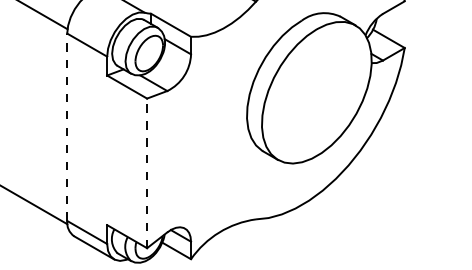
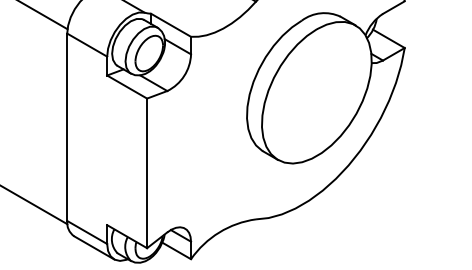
line: dashed -> solid (67, 127)
line: dashed -> solid (147, 173)
